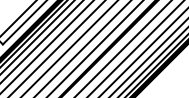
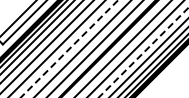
line: solid -> dashed (69, 48)
line: solid -> dashed (143, 52)
